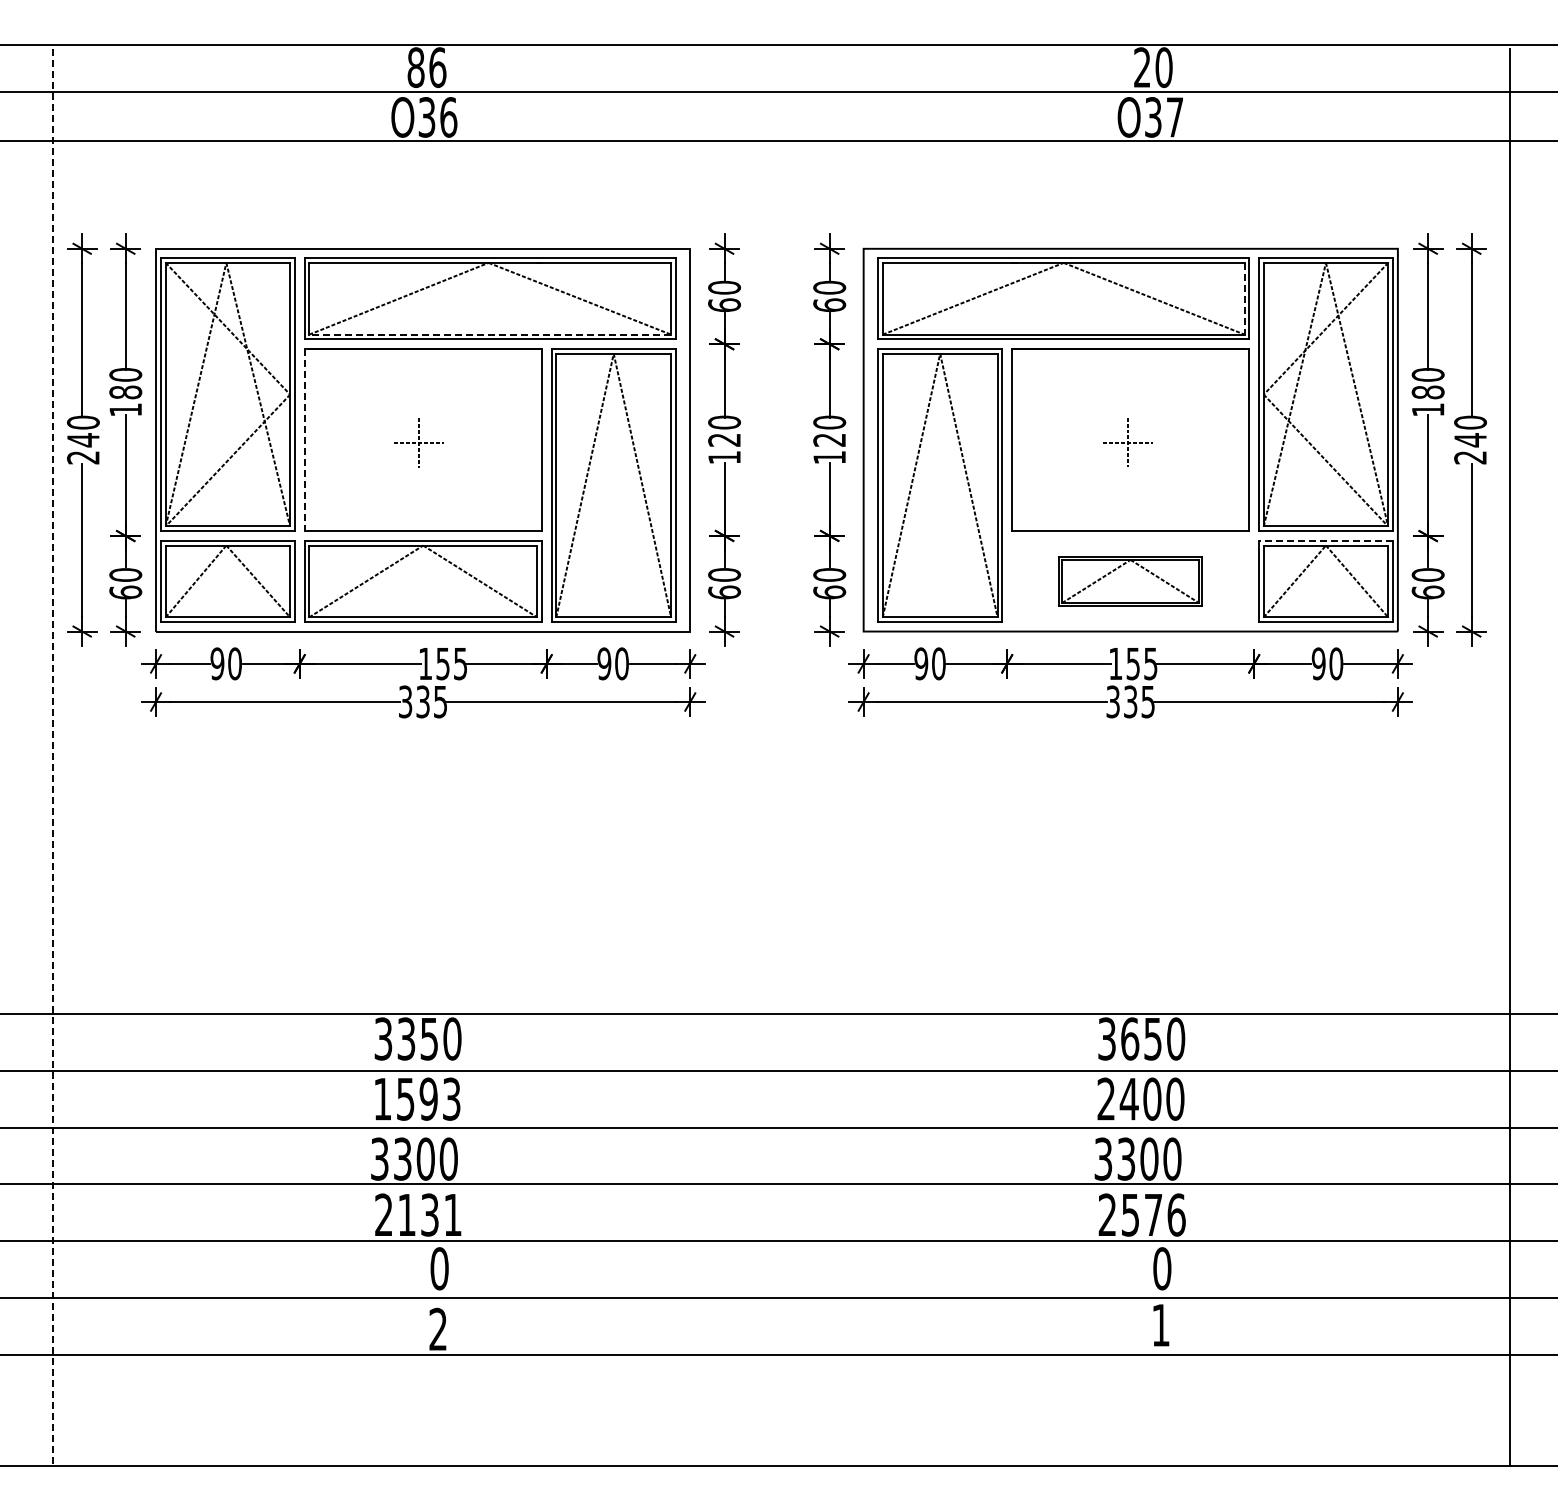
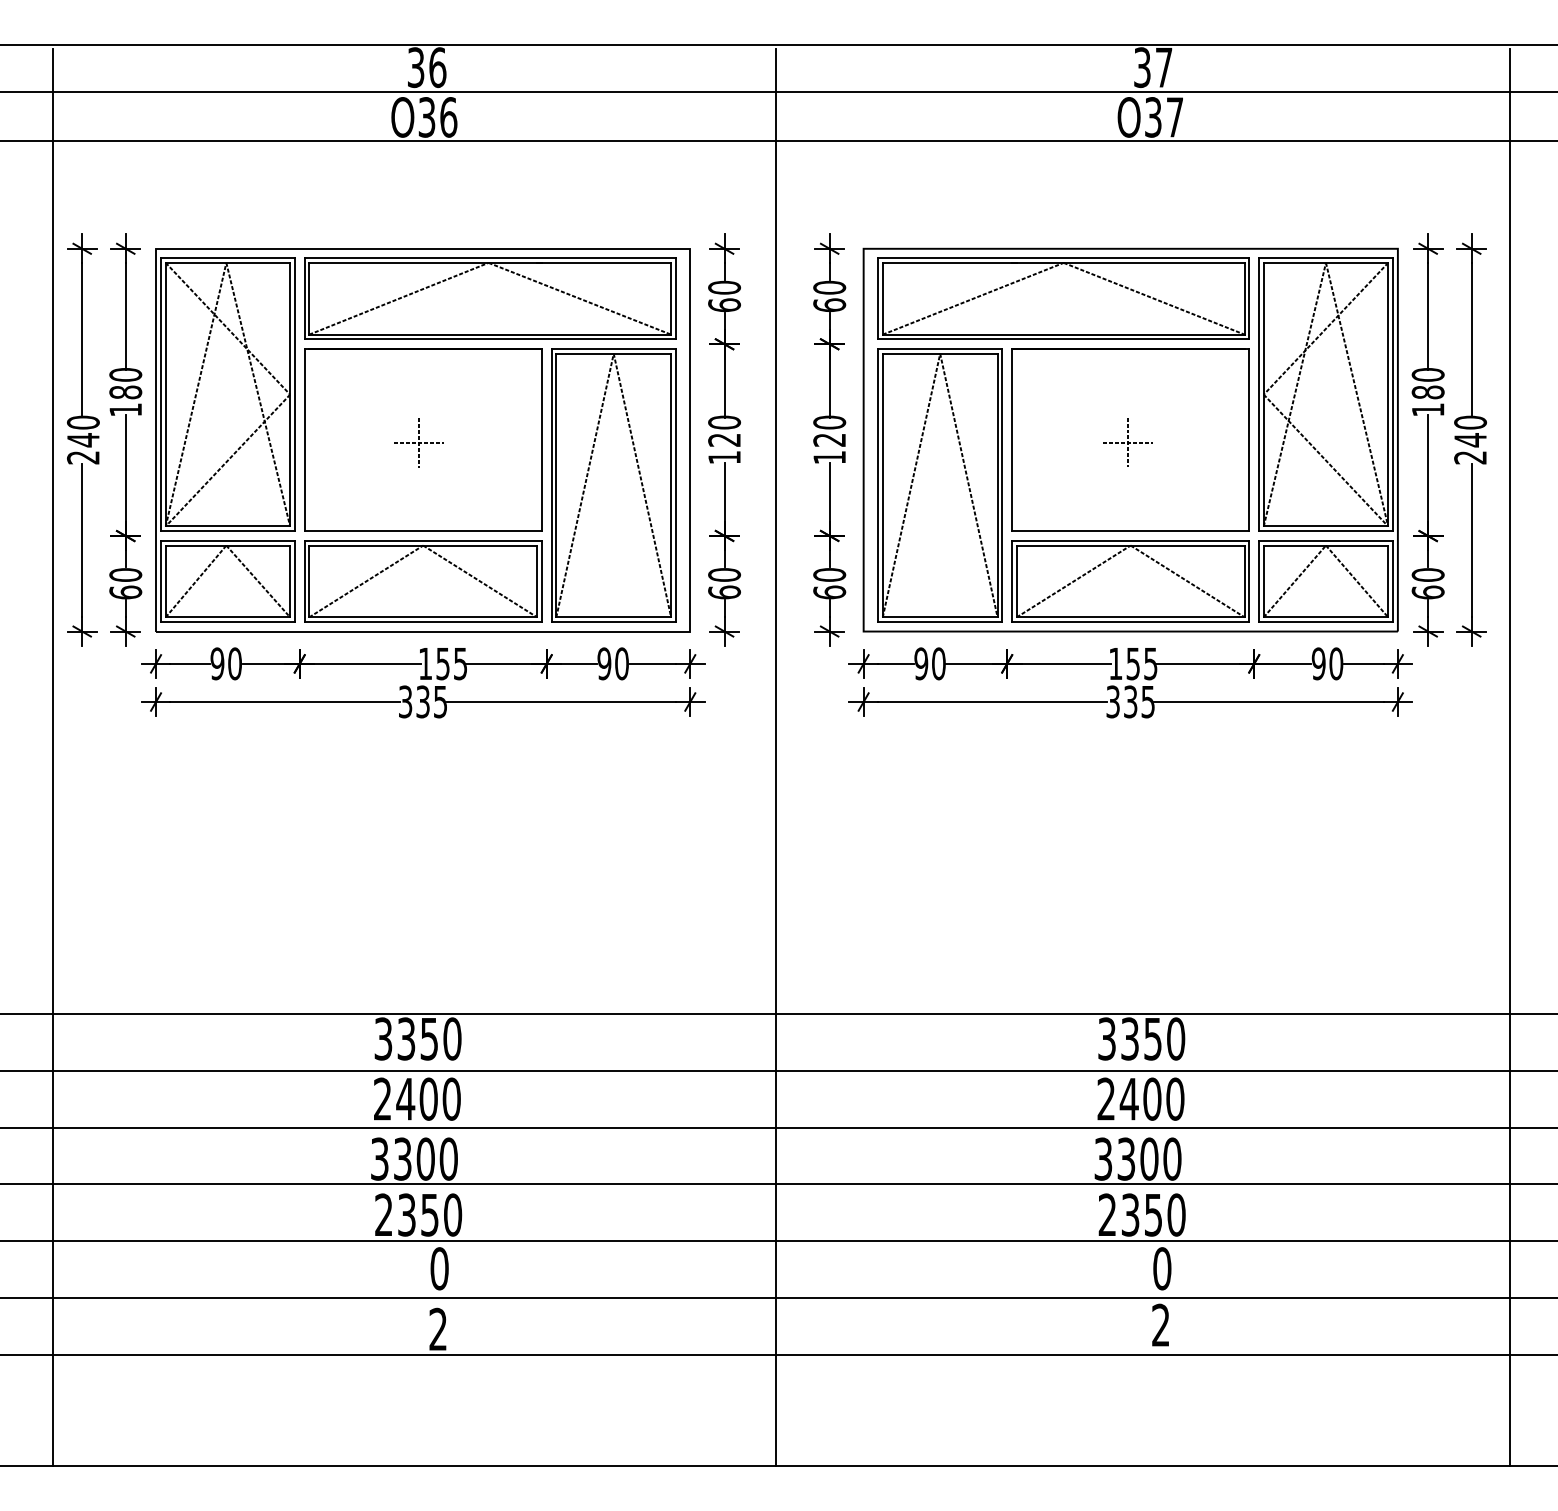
text: 86 -> 36 (415, 67)
text: 20 -> 37 (1153, 67)
line: dashed -> solid (1244, 298)
line: dashed -> solid (490, 334)
line: dashed -> solid (304, 440)
line: dashed -> solid (1325, 540)
part size: 145x51 px -> 239x83 px (1130, 581)
line: dashed -> solid (52, 757)
line: none -> present (775, 757)
text: 3650 -> 3350 (1130, 1038)
text: 1593 -> 2400 (417, 1098)
text: 2131 -> 2350 (430, 1214)
text: 2576 -> 2350 (1153, 1214)
text: 1 -> 2 (1160, 1324)
